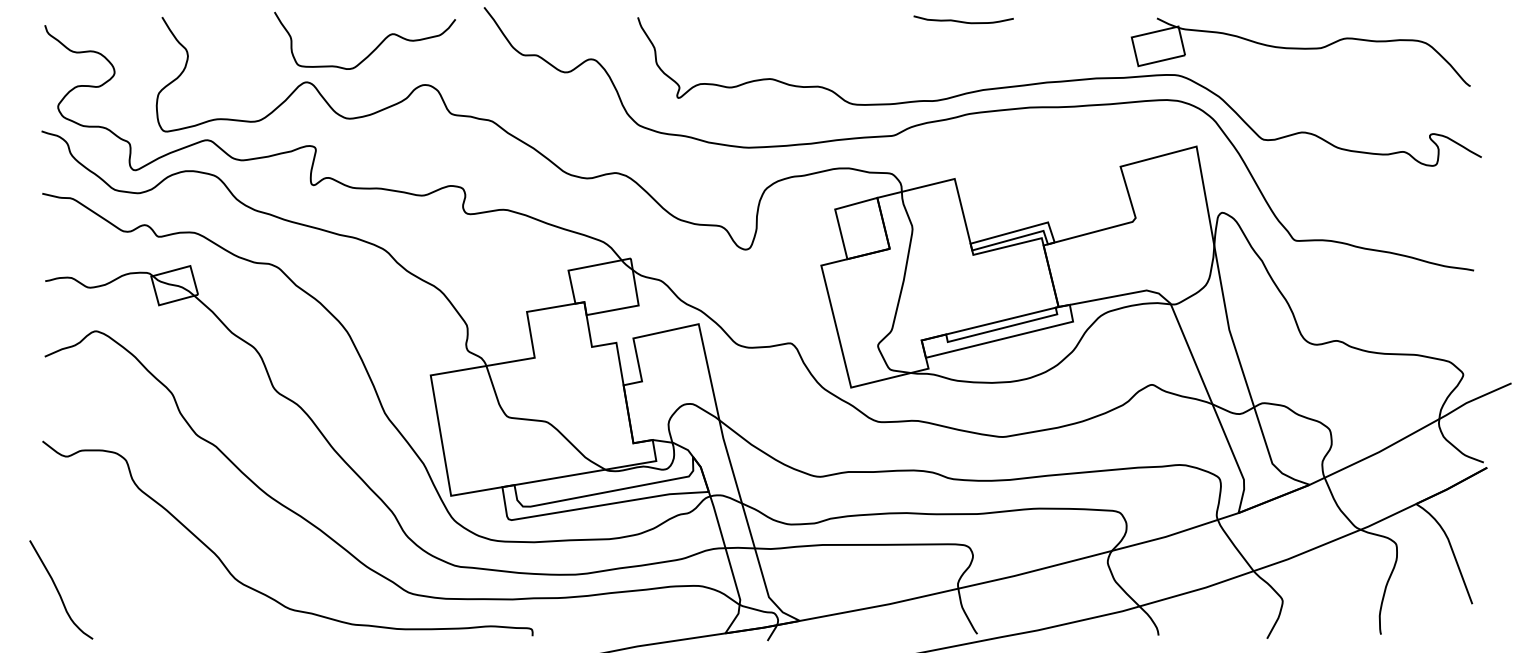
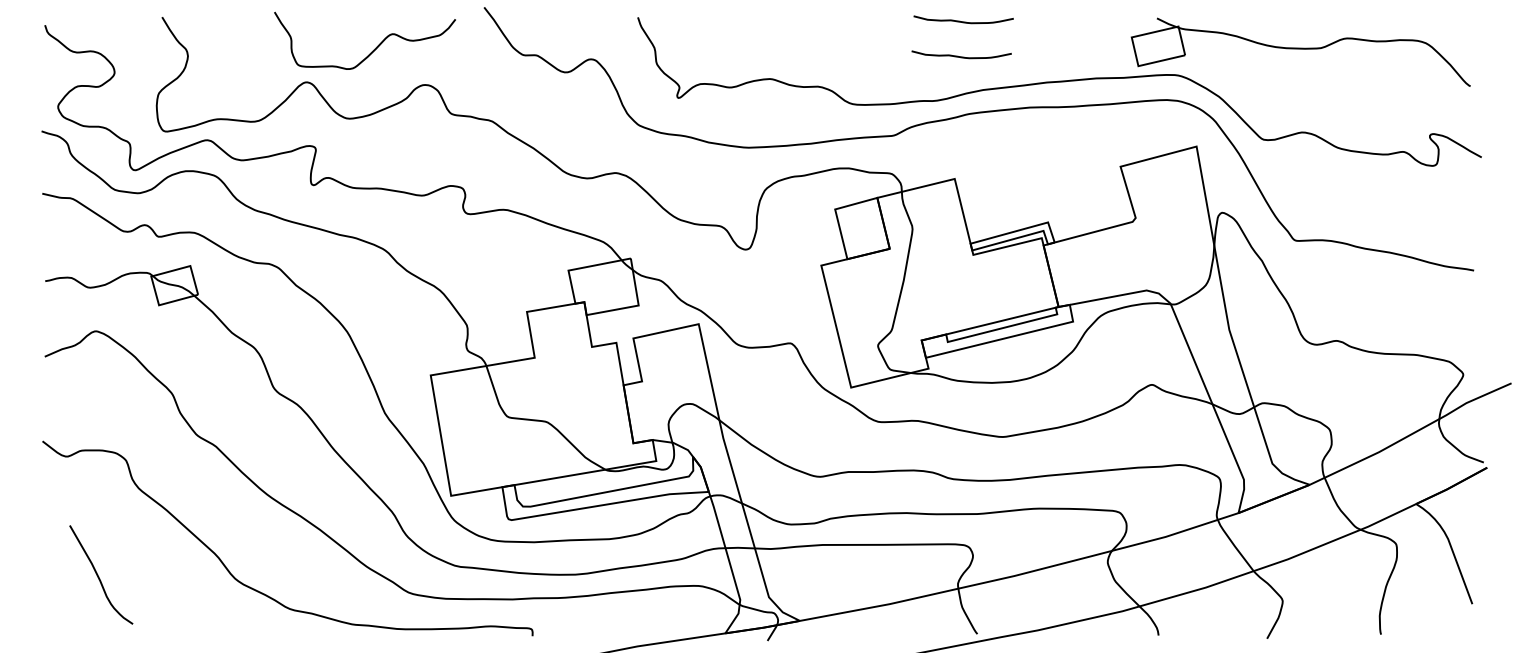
curve: none -> present (961, 56)
curve position: (59, 591) -> (99, 576) (99, 576)
